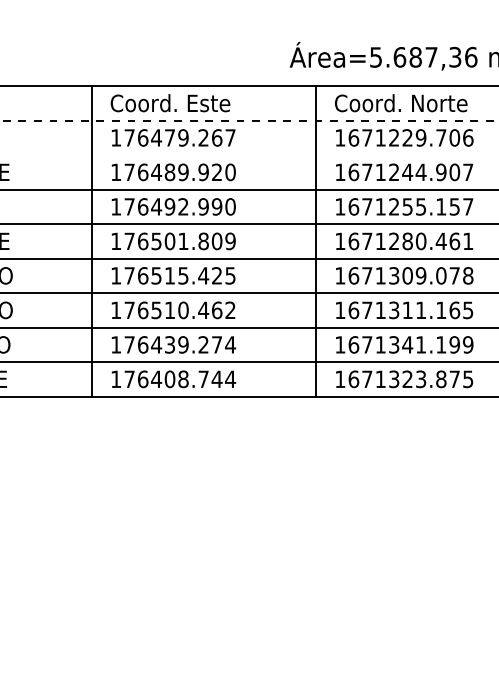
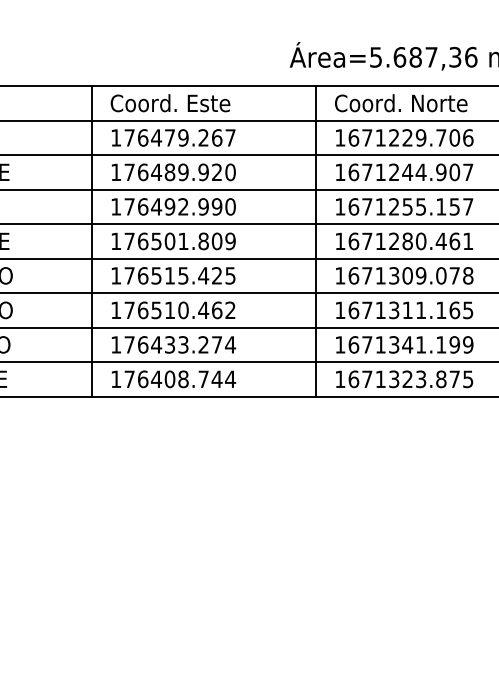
line: dashed -> solid (249, 120)
line: none -> present (248, 155)
text: 176439.274 -> 176433.274 (183, 344)
